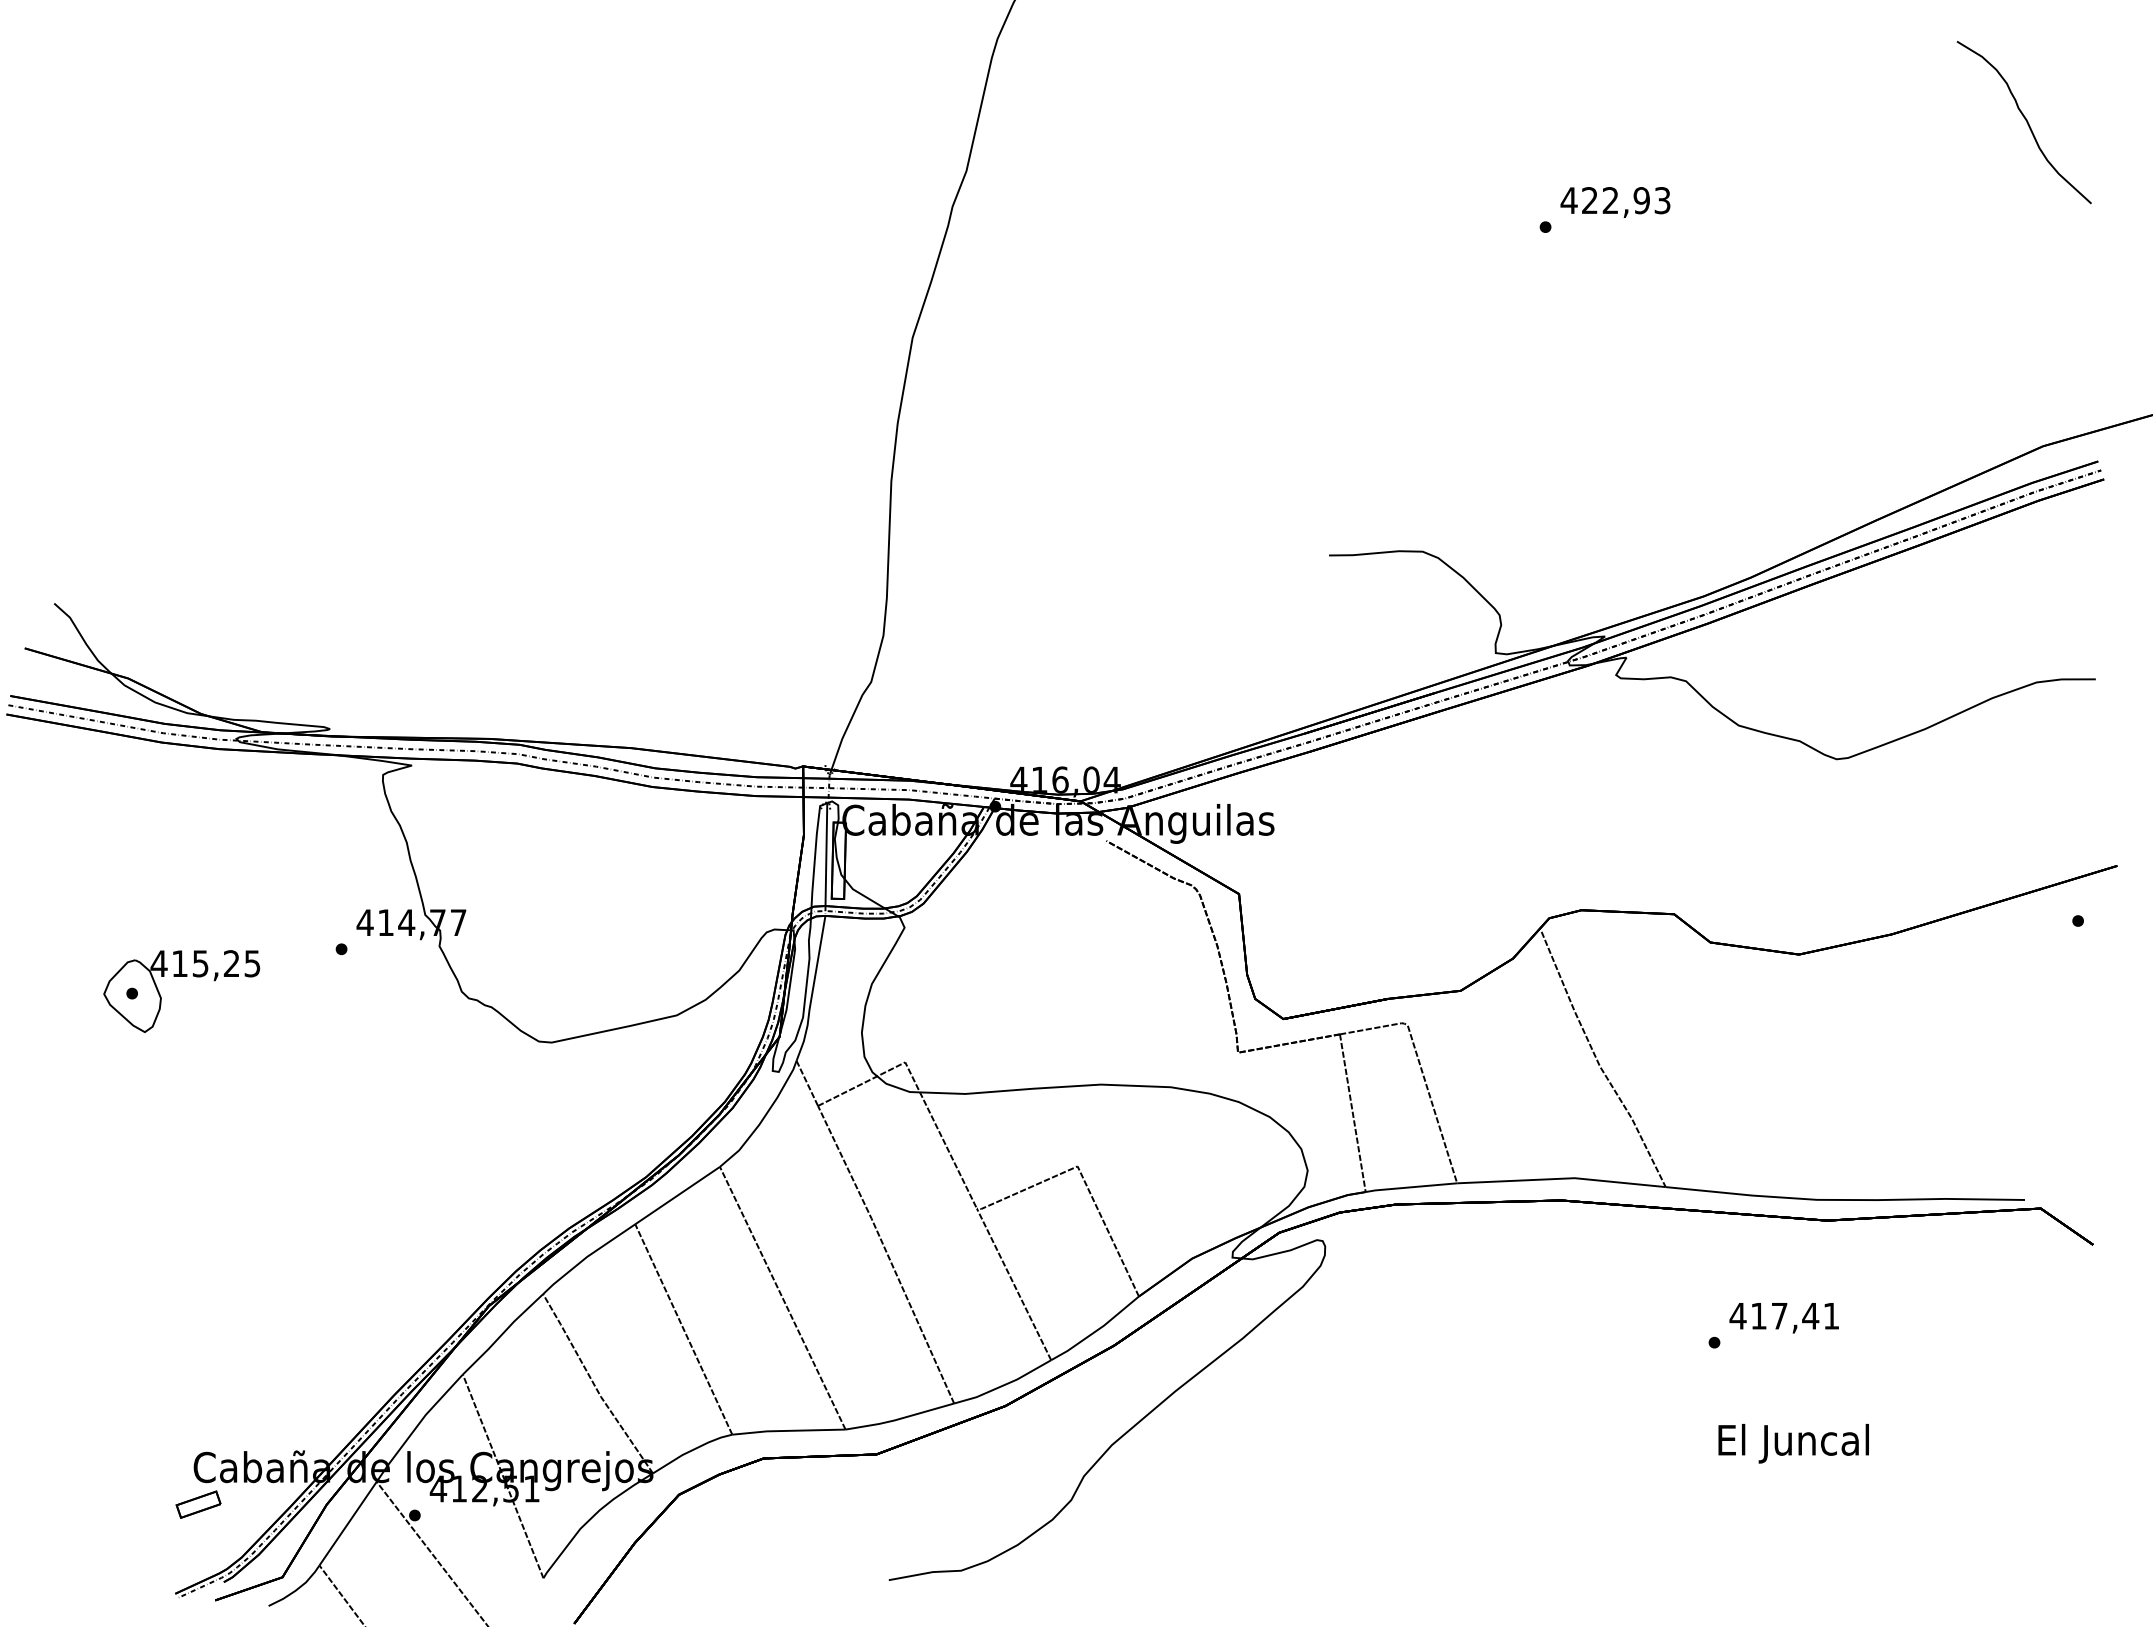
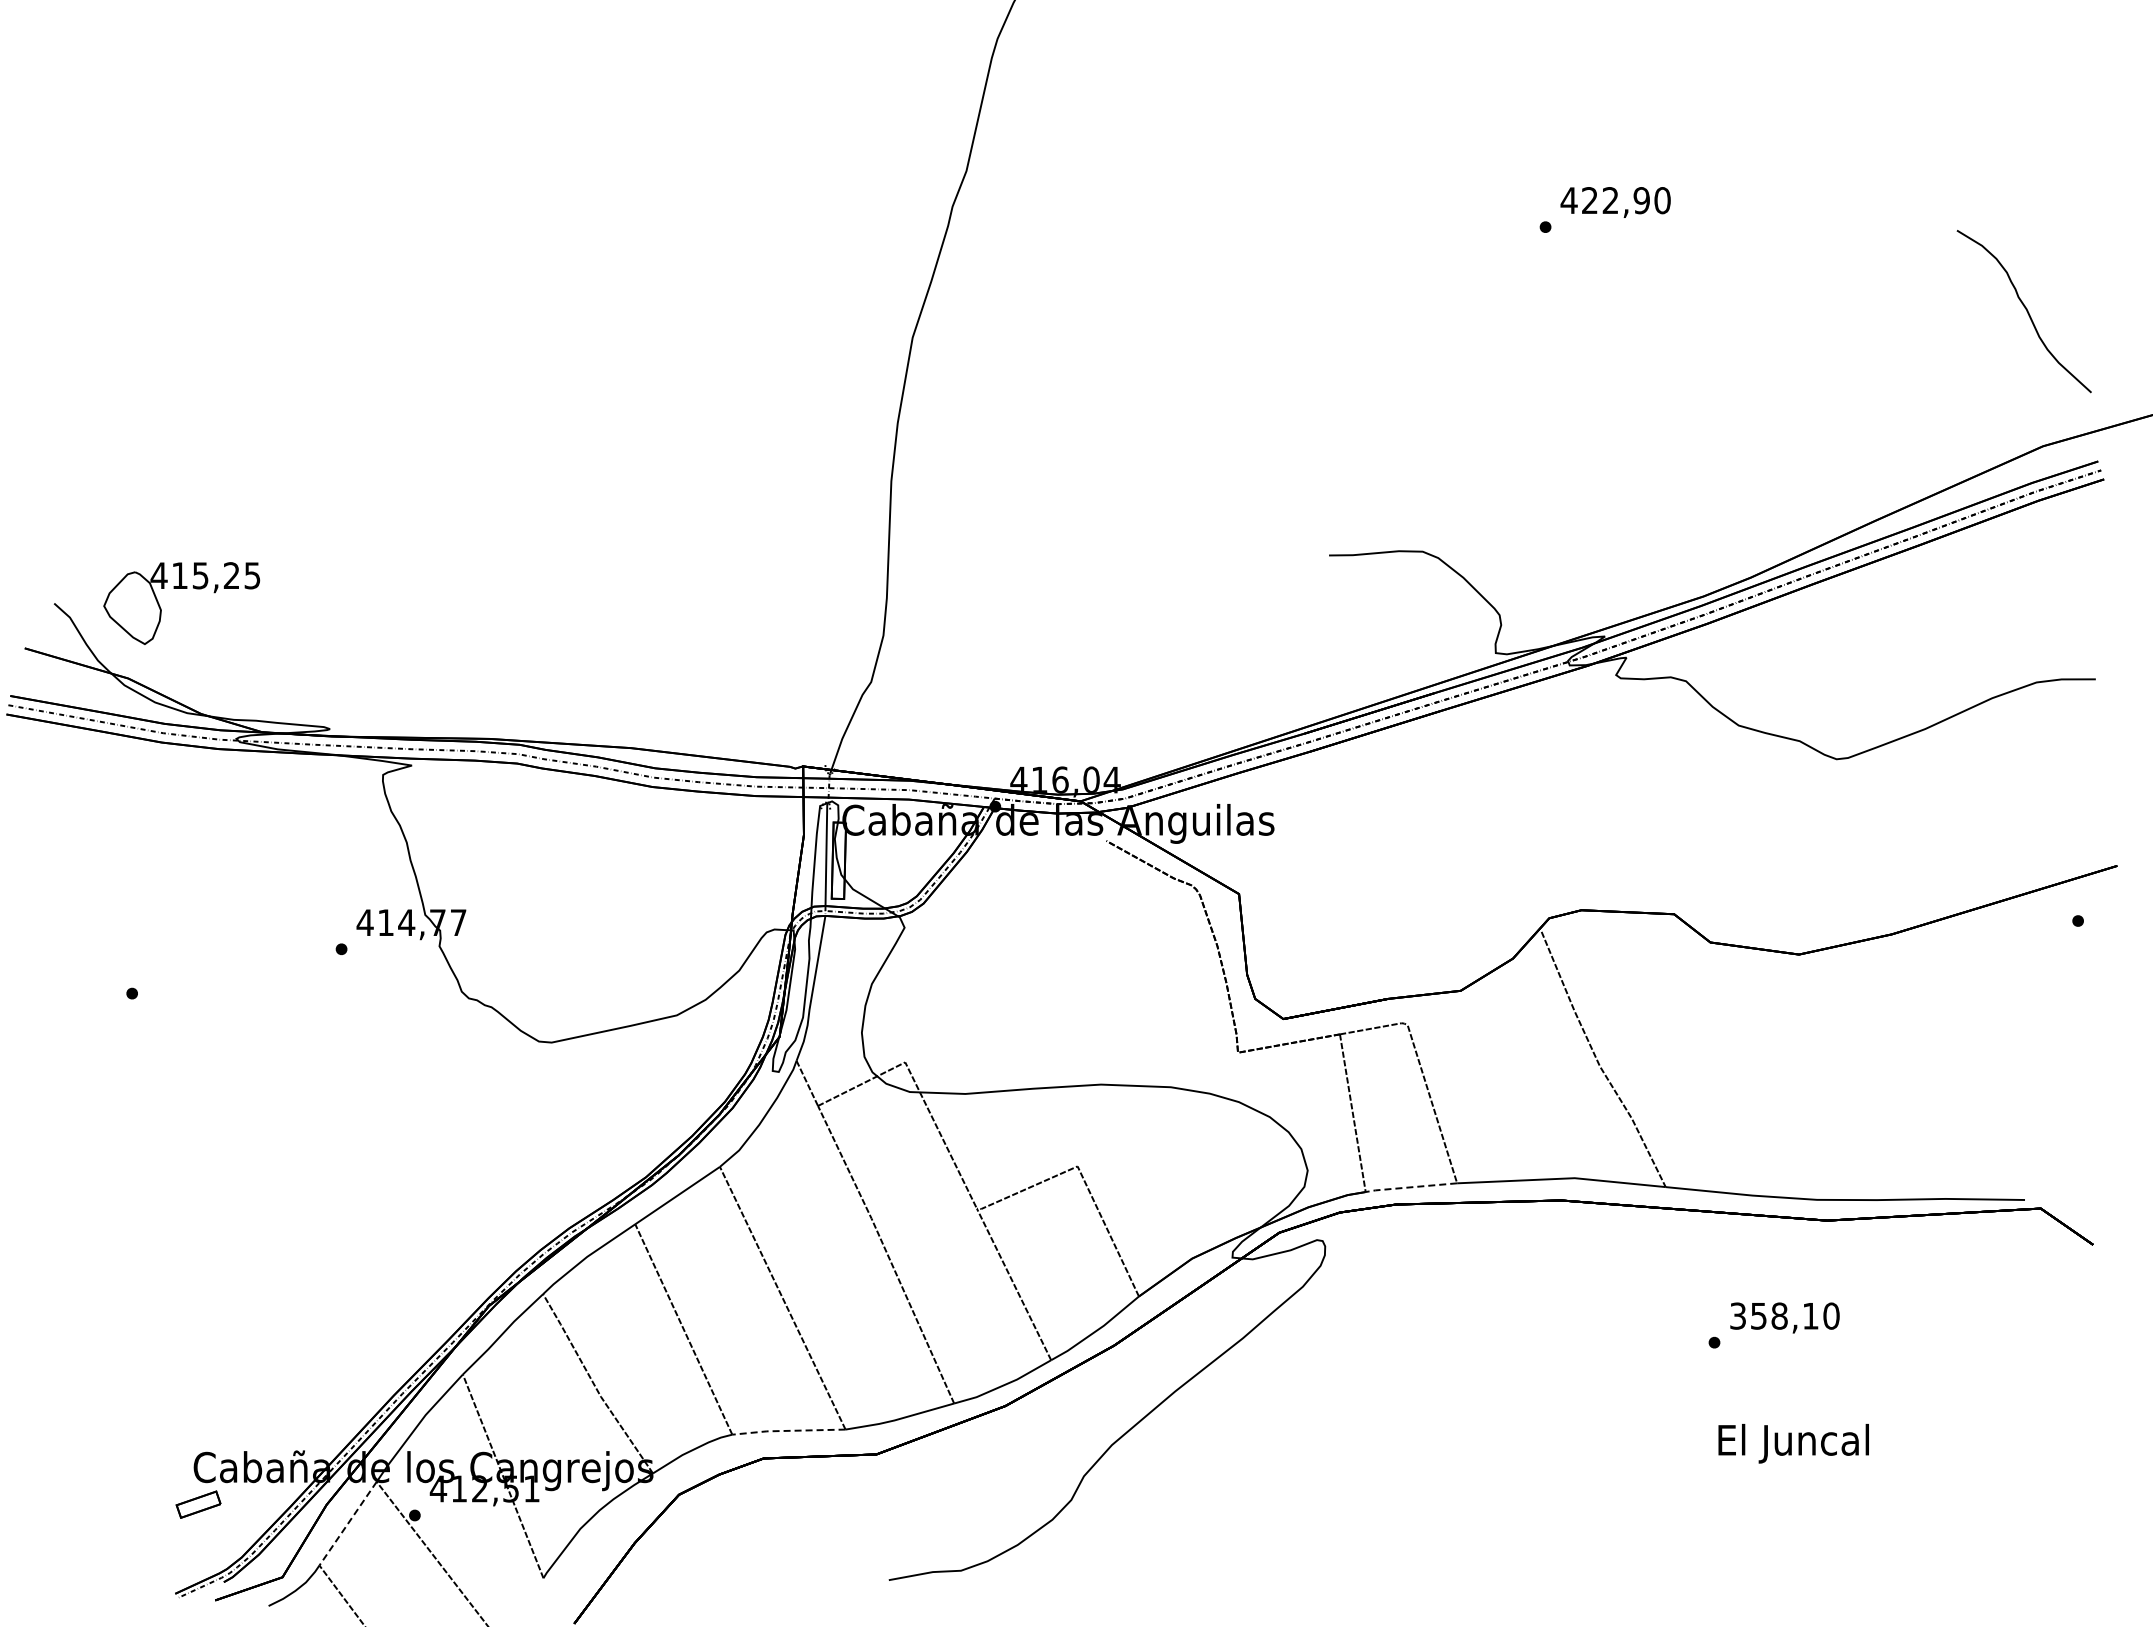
curve position: (2025, 120) -> (2025, 309) (2025, 309)
text: 422,93 -> 422,90 (1662, 200)
part position: (181, 976) -> (181, 588) (181, 588)
line: solid -> dashed (1410, 1187)
text: 417,41 -> 358,10 (1784, 1315)
line: solid -> dashed (787, 1430)
line: solid -> dashed (348, 1523)
